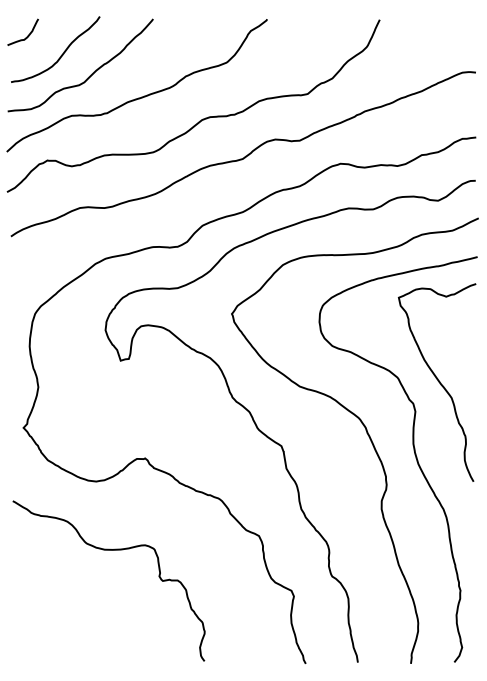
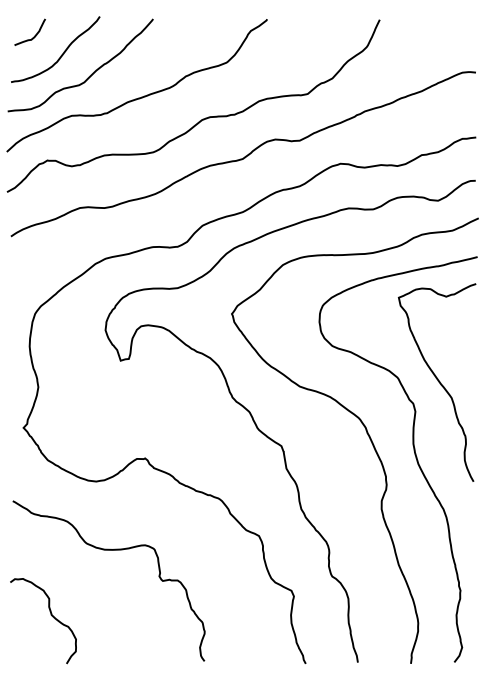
curve position: (27, 35) -> (34, 35) (34, 35)
curve: none -> present (50, 615)
